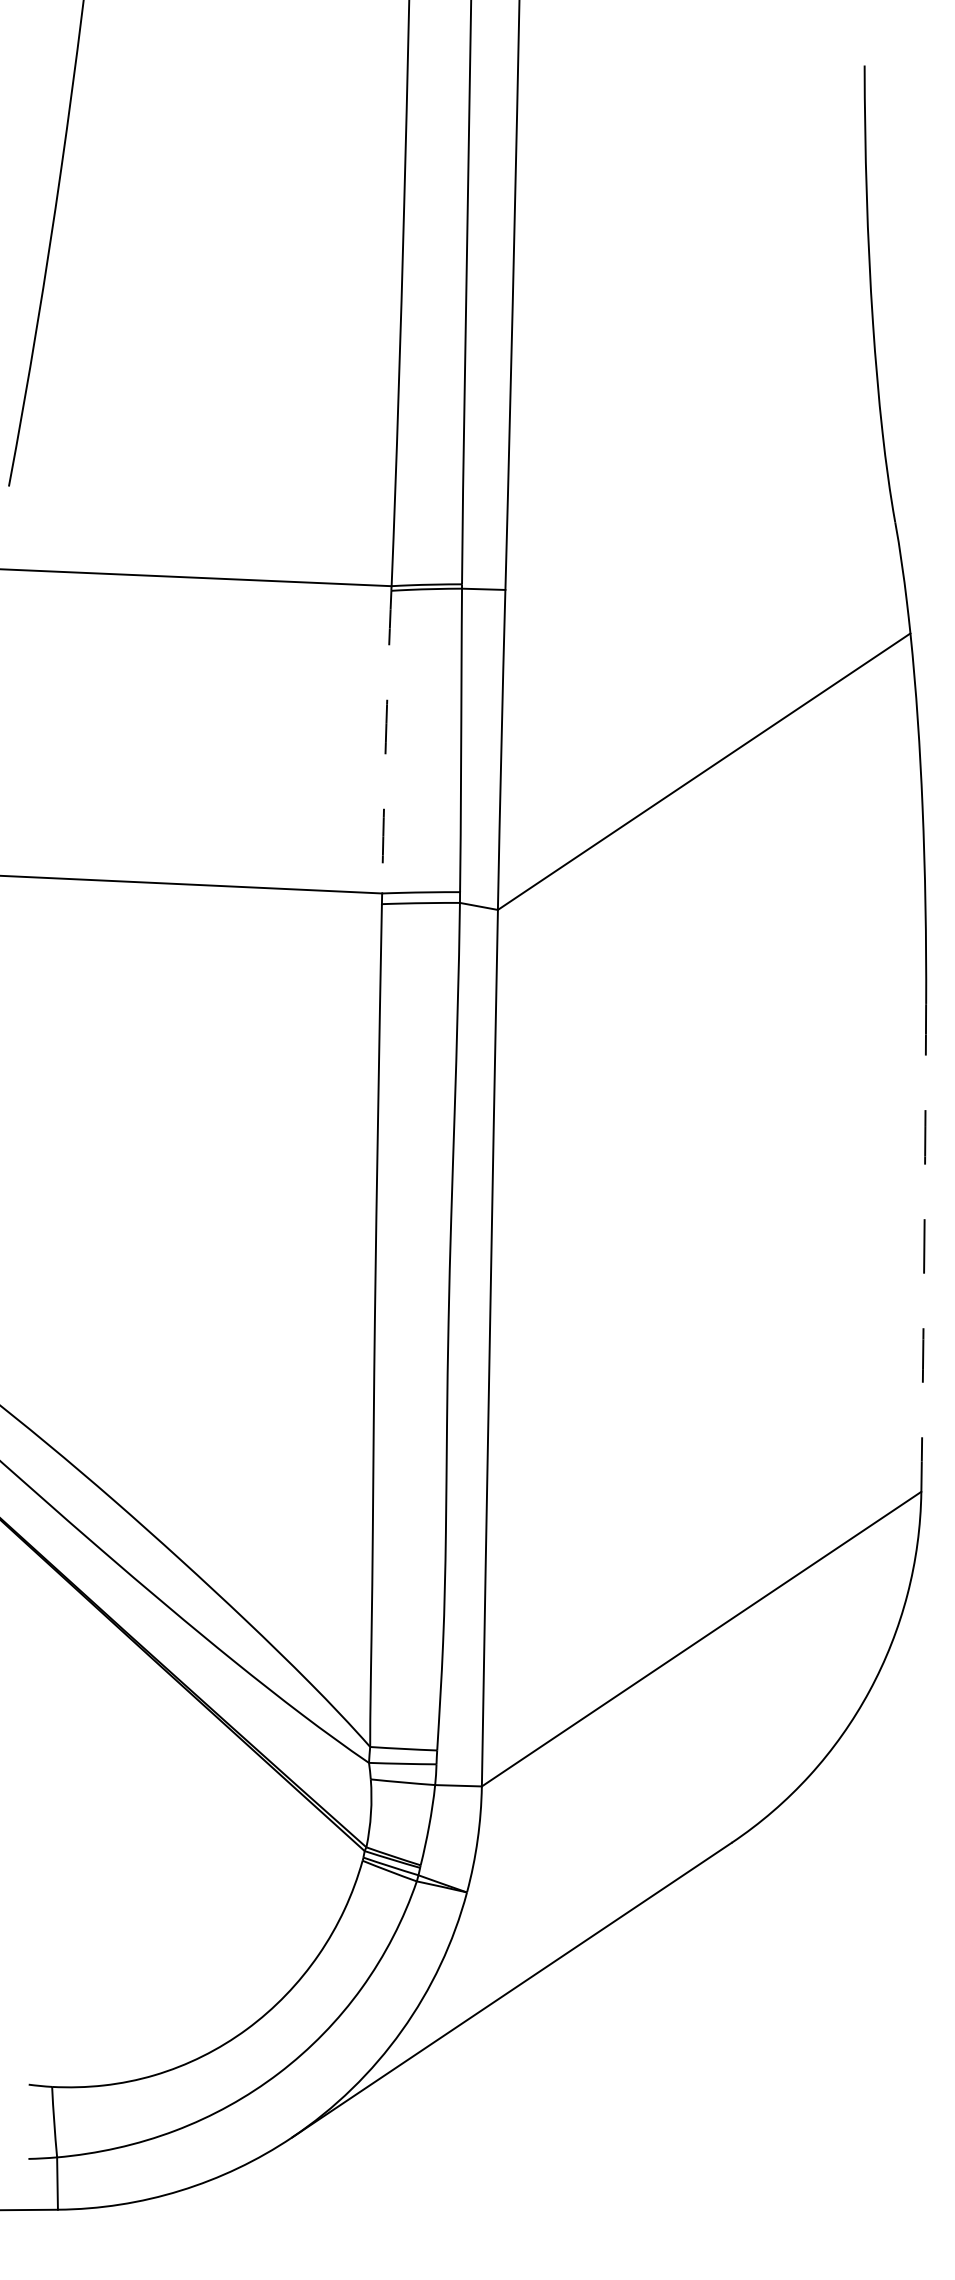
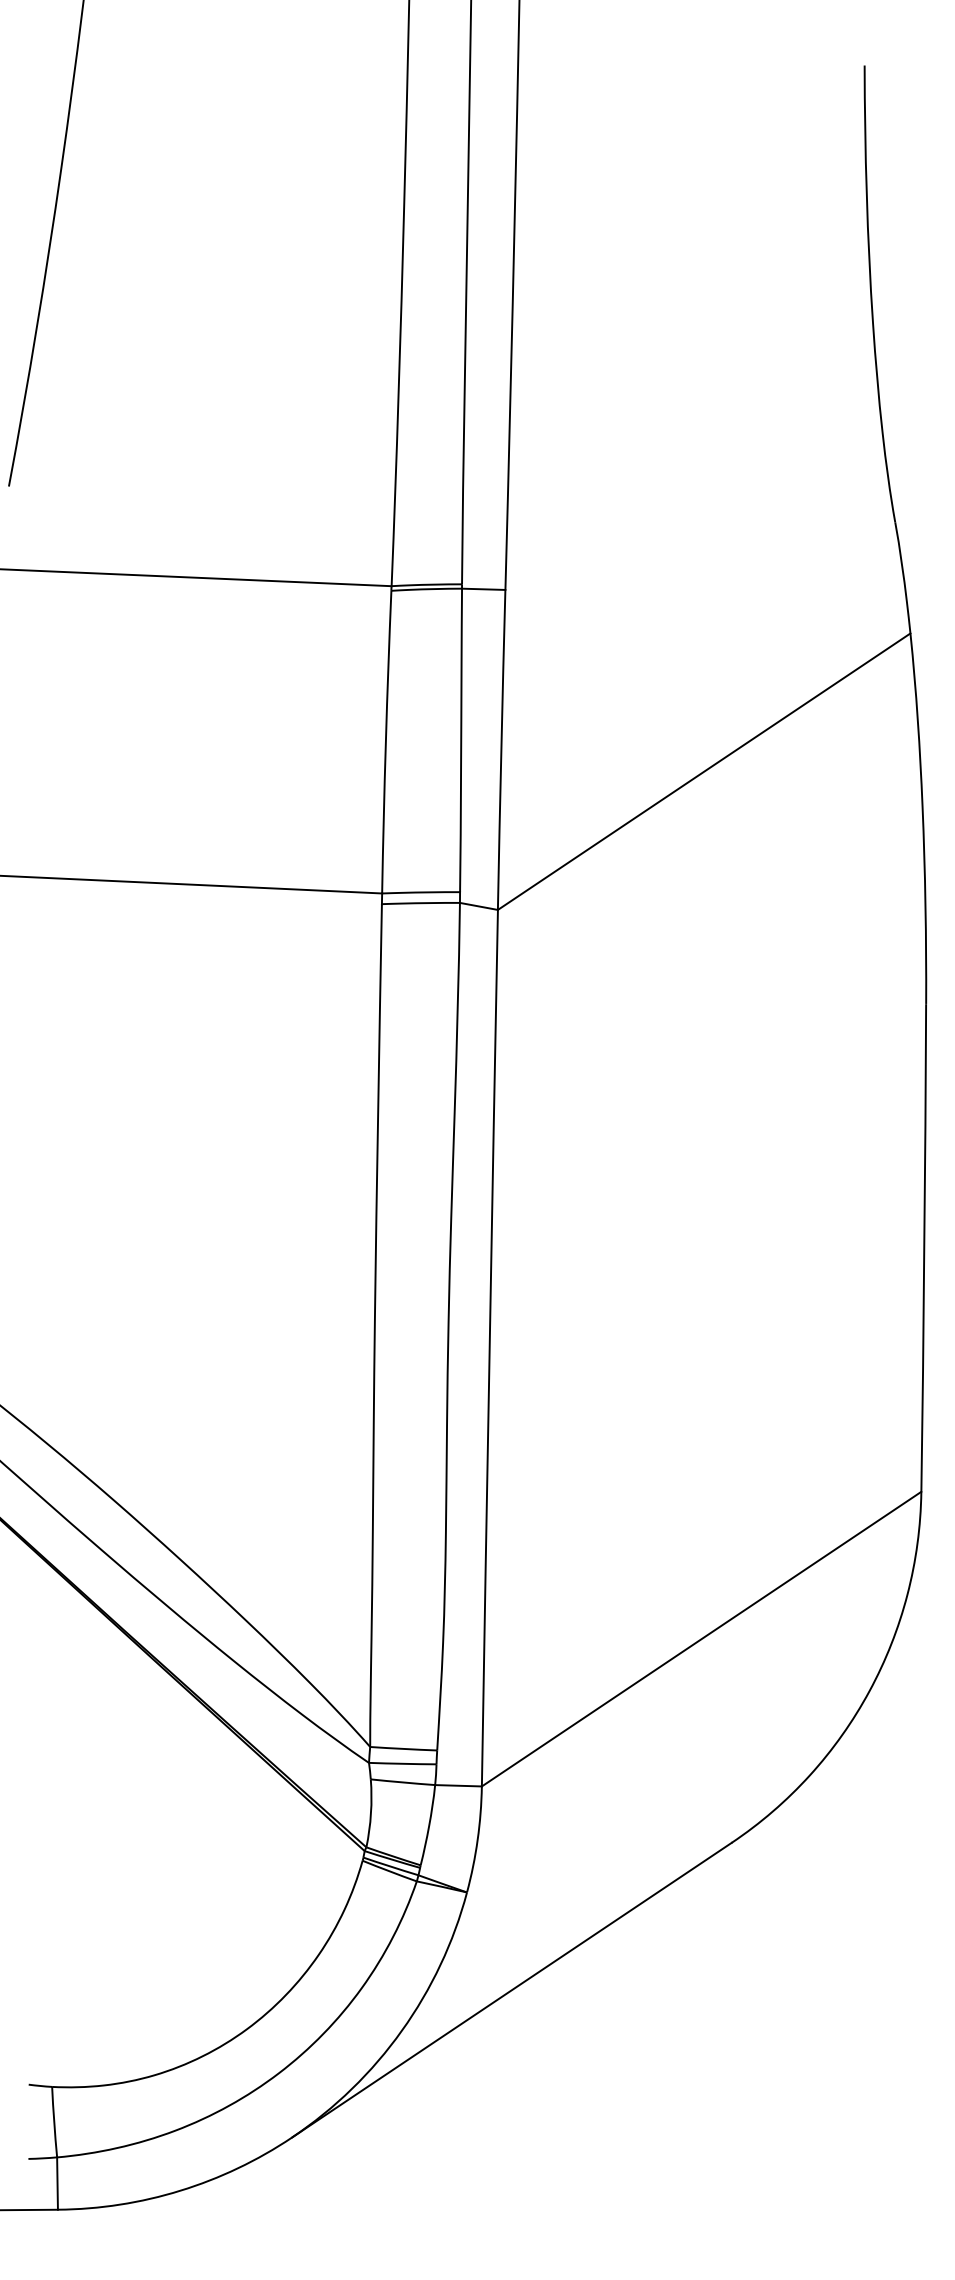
arc: dashed -> solid (385, 742)
arc: dashed -> solid (924, 1247)
